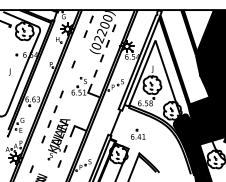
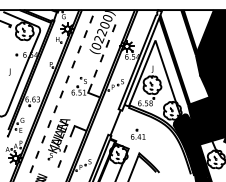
line: none -> present (79, 49)
line: none -> present (67, 79)
line: none -> present (37, 154)
